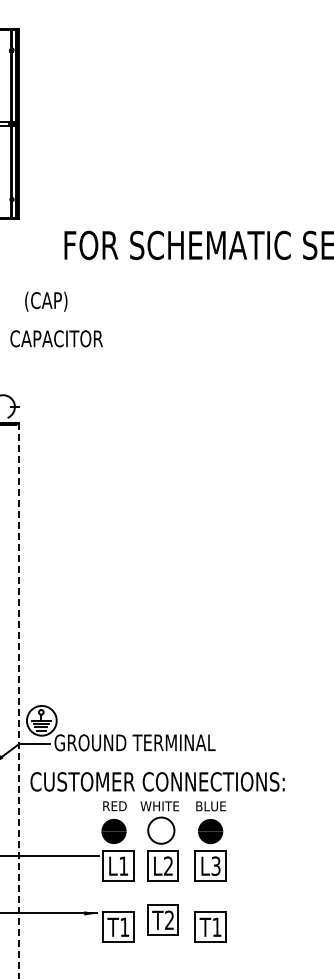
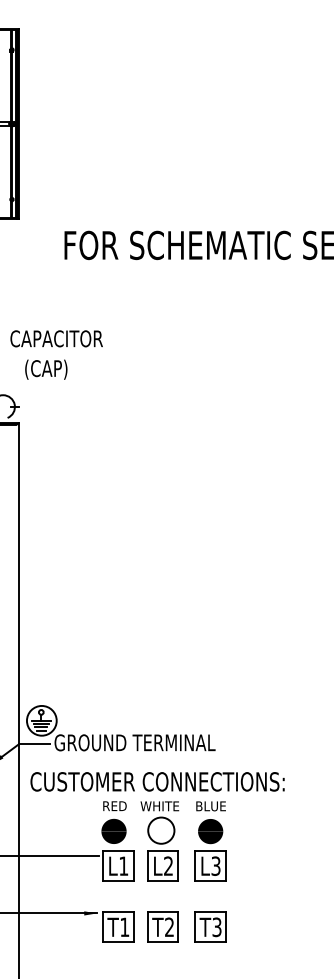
text position: (46, 301) -> (46, 369) (46, 369)
line: dashed -> solid (18, 700)
part position: (162, 919) -> (162, 926) (162, 926)
text: T1 -> T3 (216, 927)
